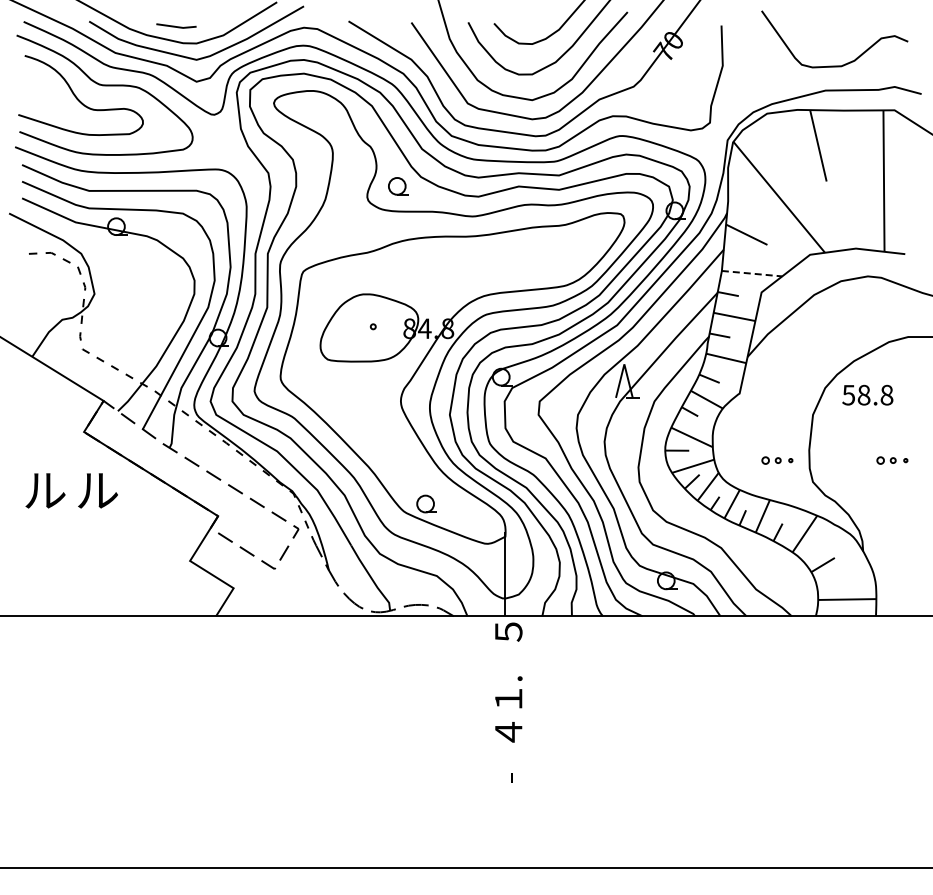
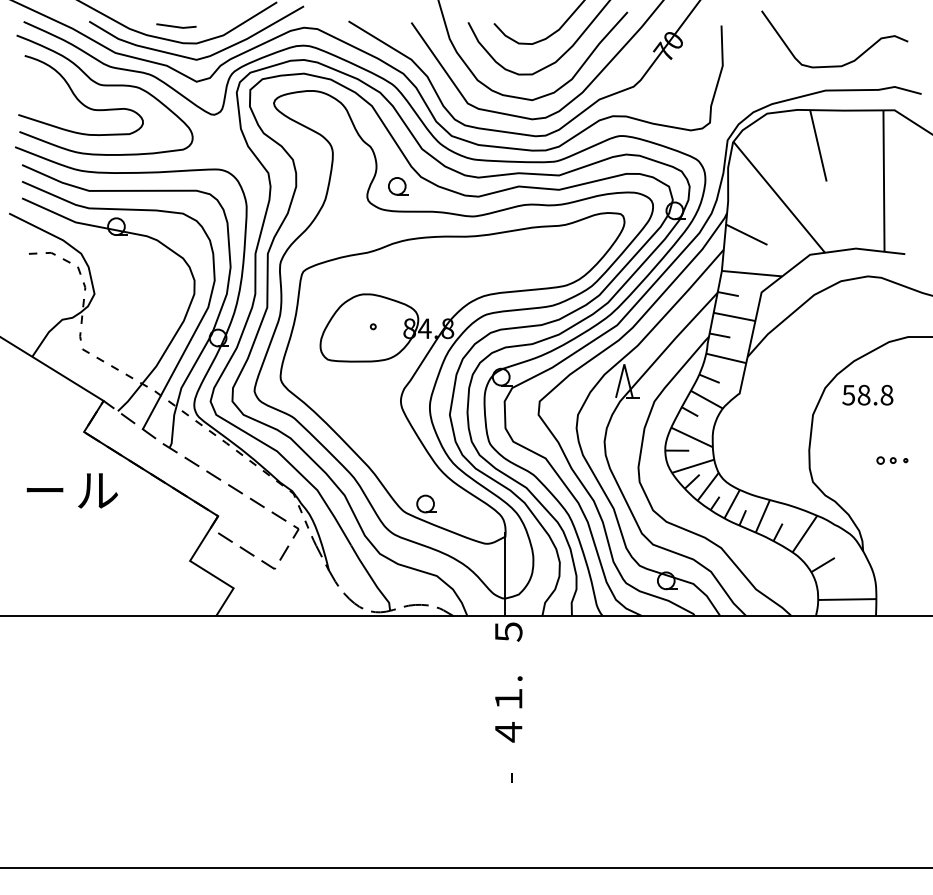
line: dashed -> solid (752, 273)
part: present -> none (777, 460)
text: ル -> ー (45, 490)
